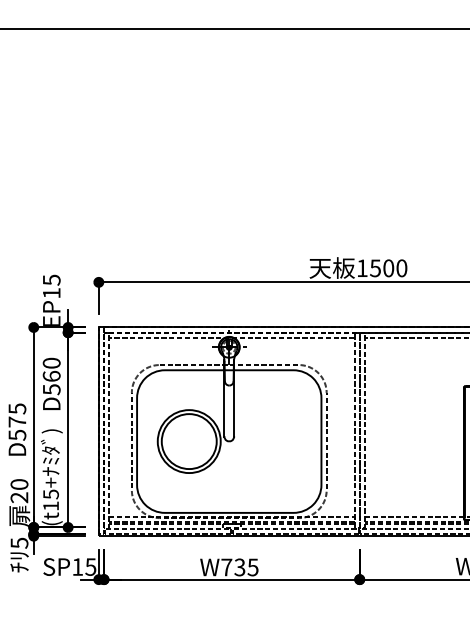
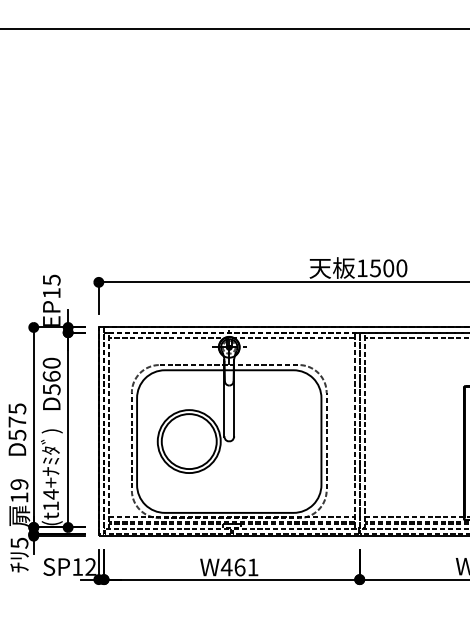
text: 20 -> 19 (19, 491)
text: (t15+ -> (t14+ (50, 494)
text: SP15 -> SP12 (90, 566)
text: W735 -> W461 (239, 567)
